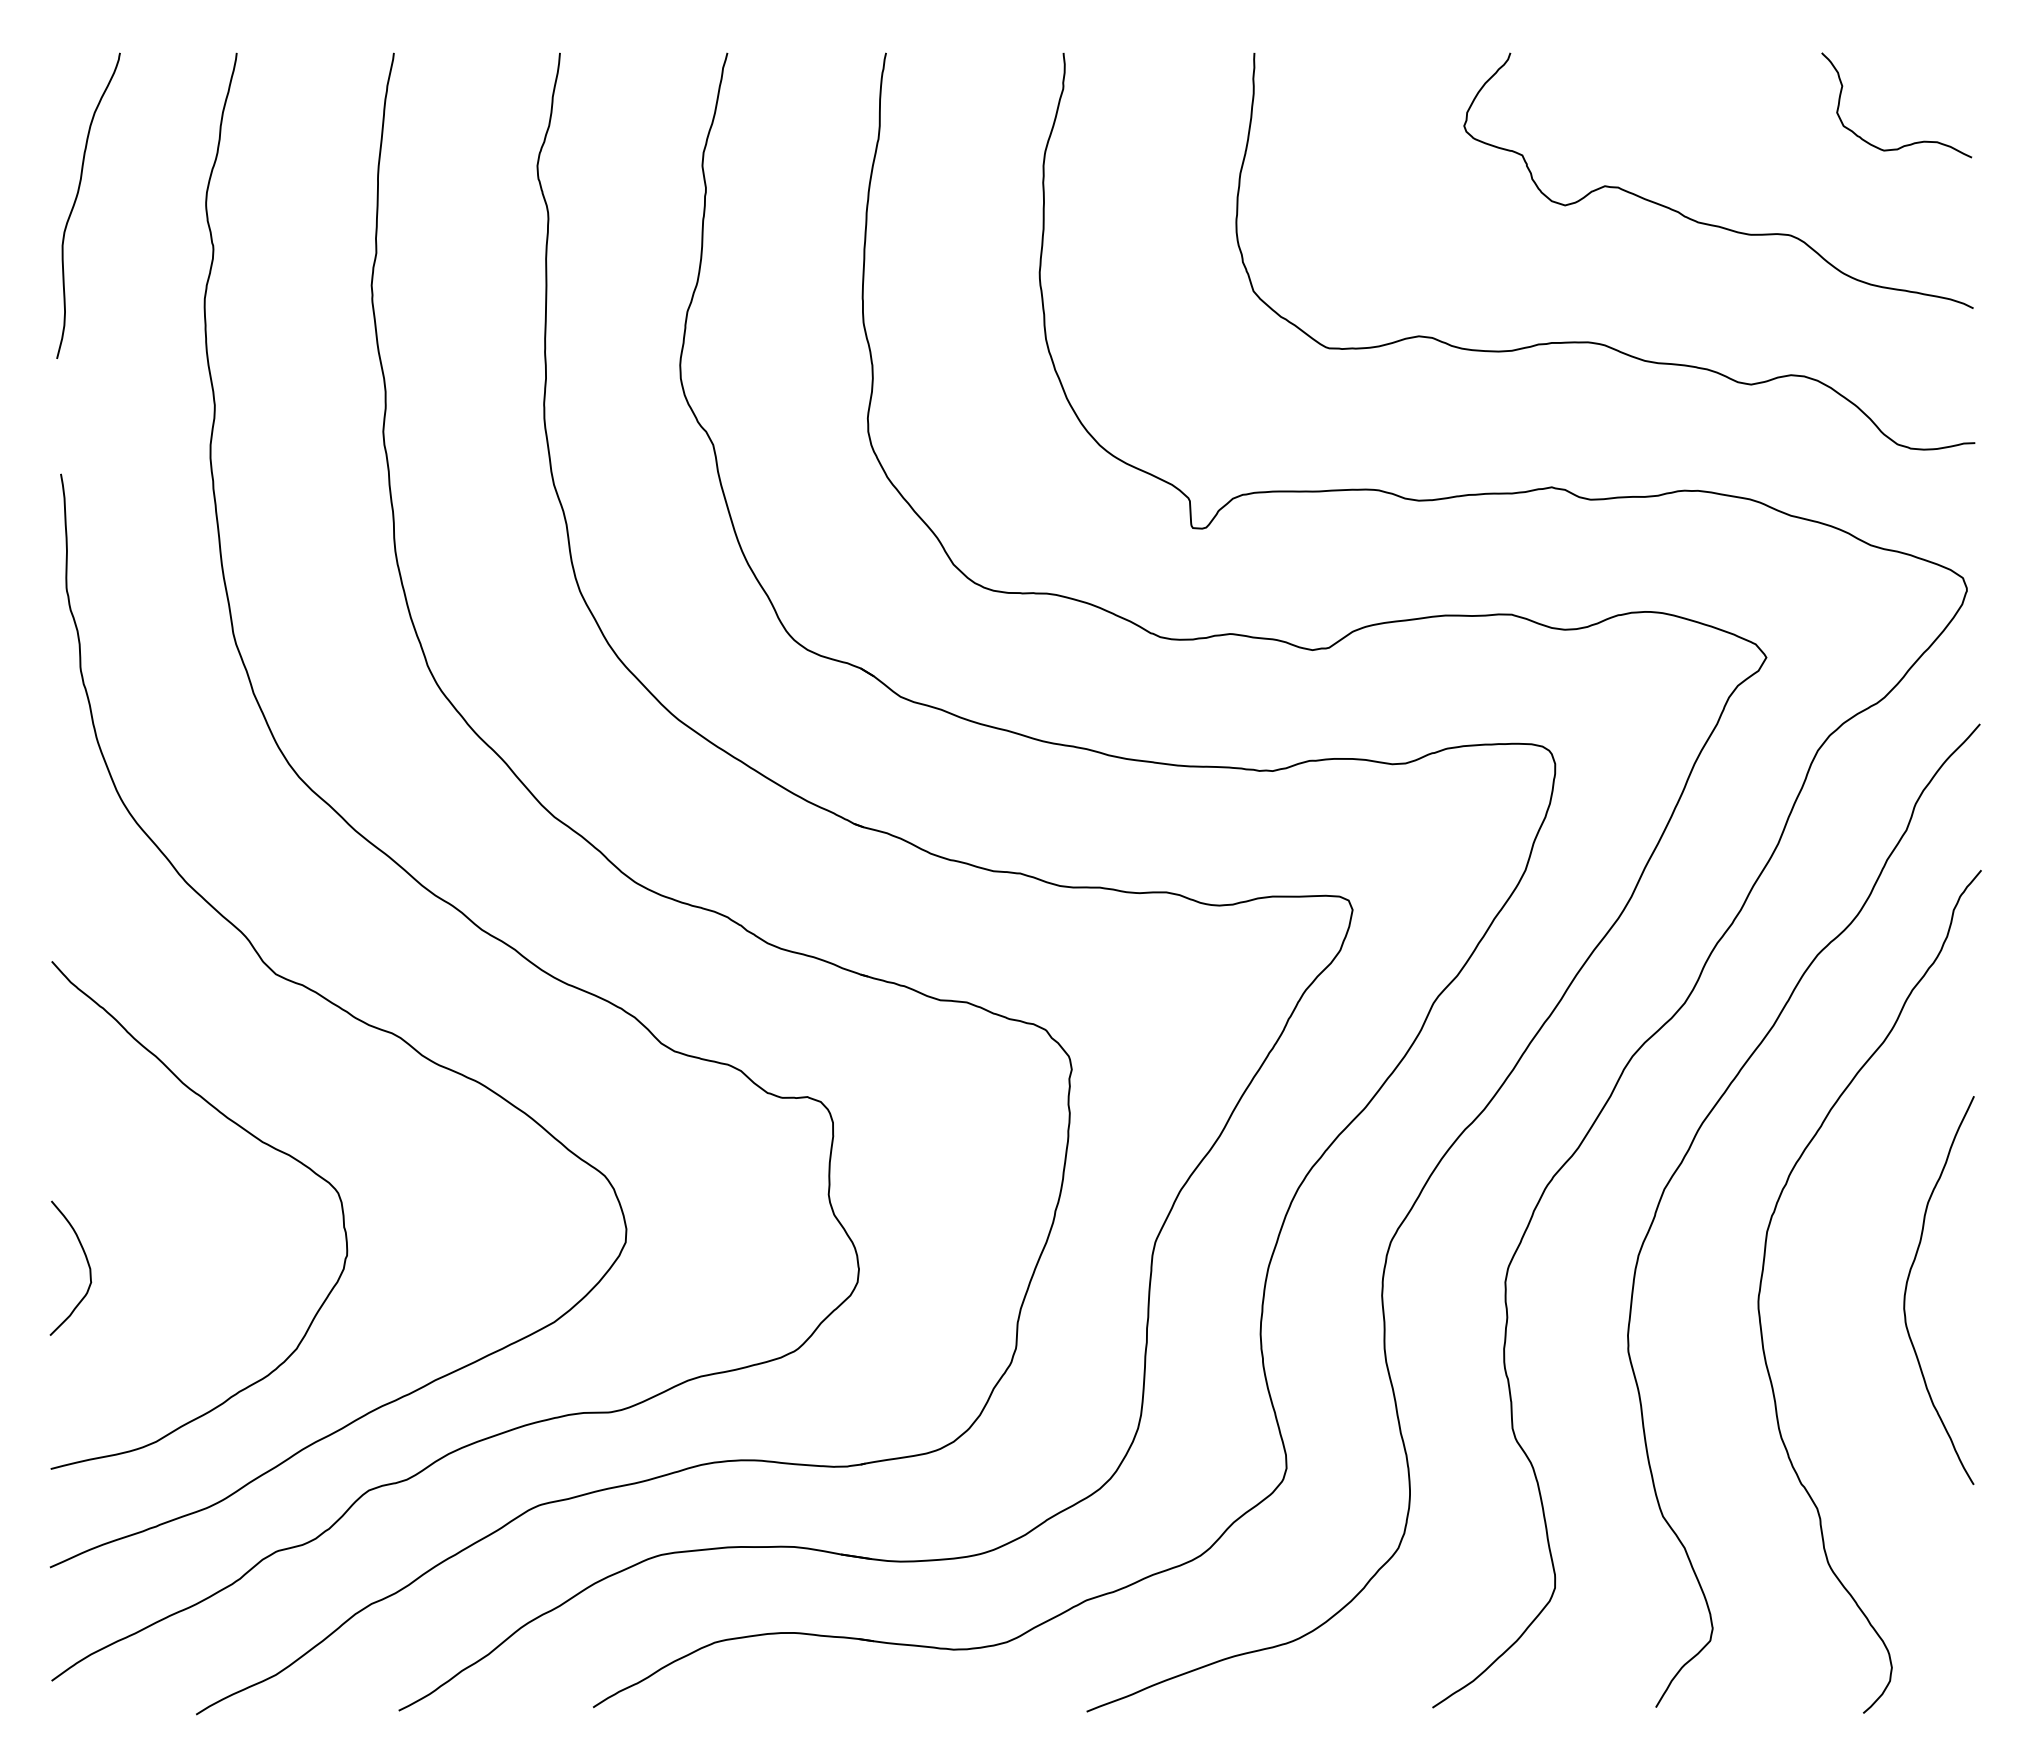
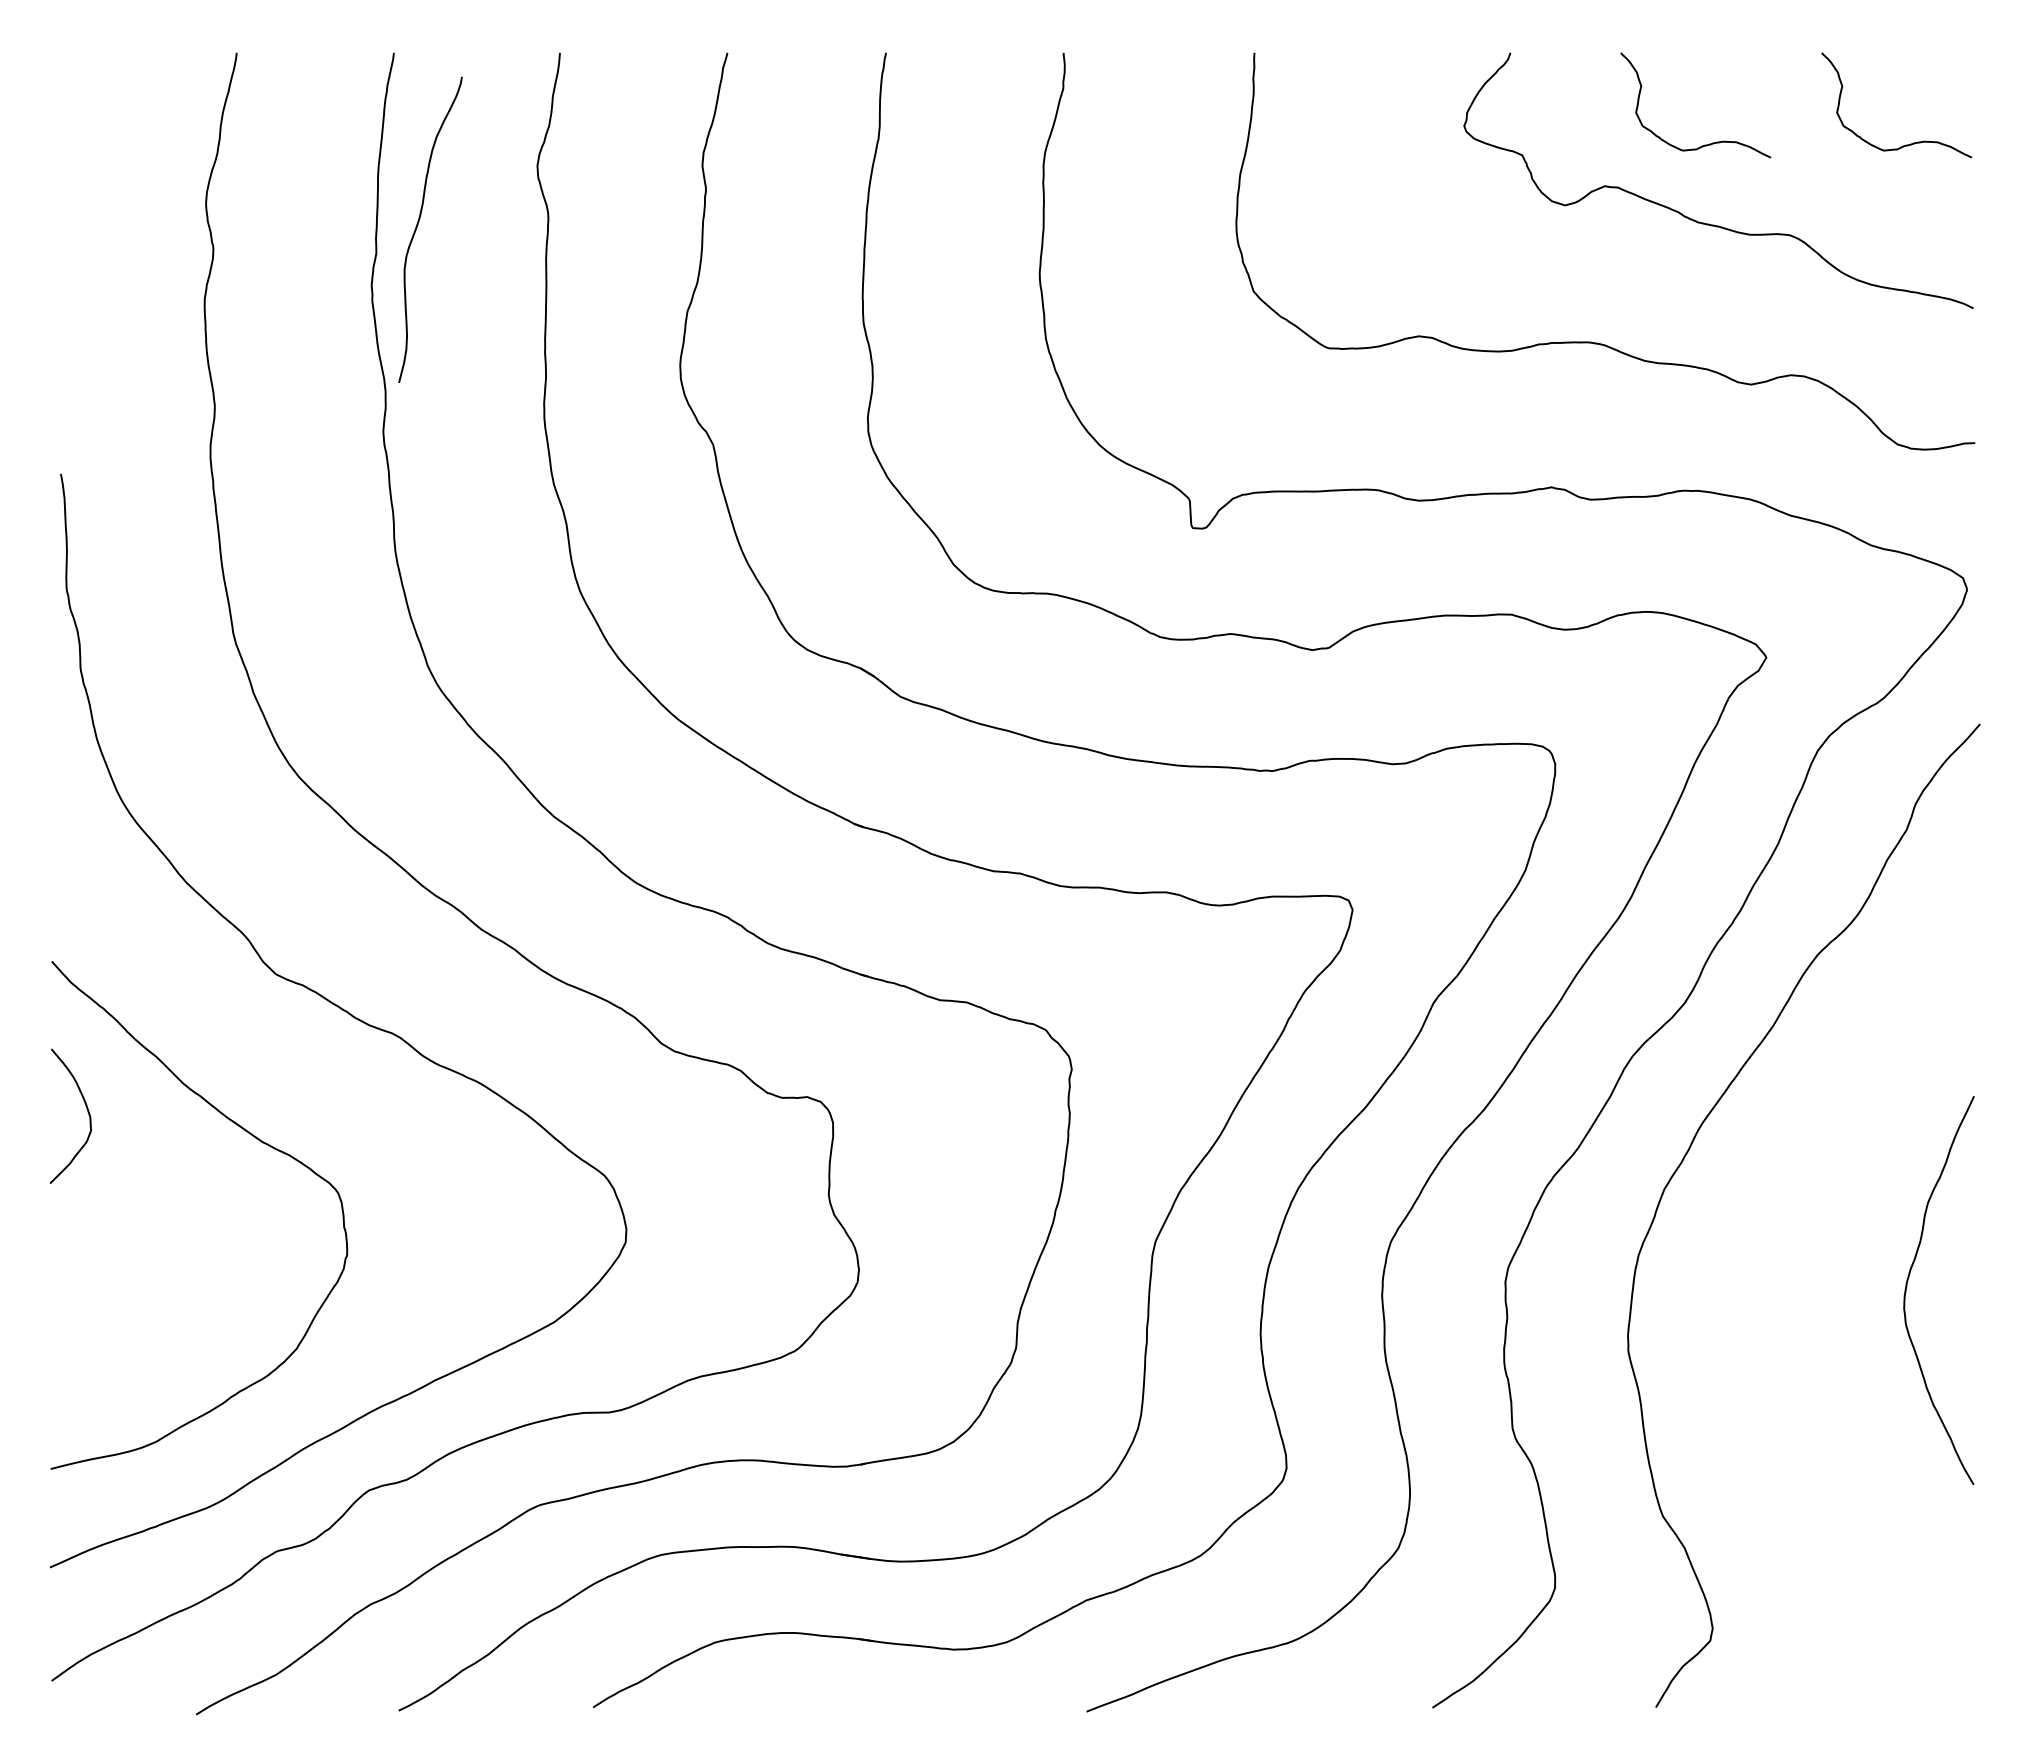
curve: none -> present (1704, 144)
curve position: (76, 201) -> (418, 225) (418, 225)
curve position: (86, 1261) -> (86, 1109) (86, 1109)
curve: present -> none (1763, 1273)
